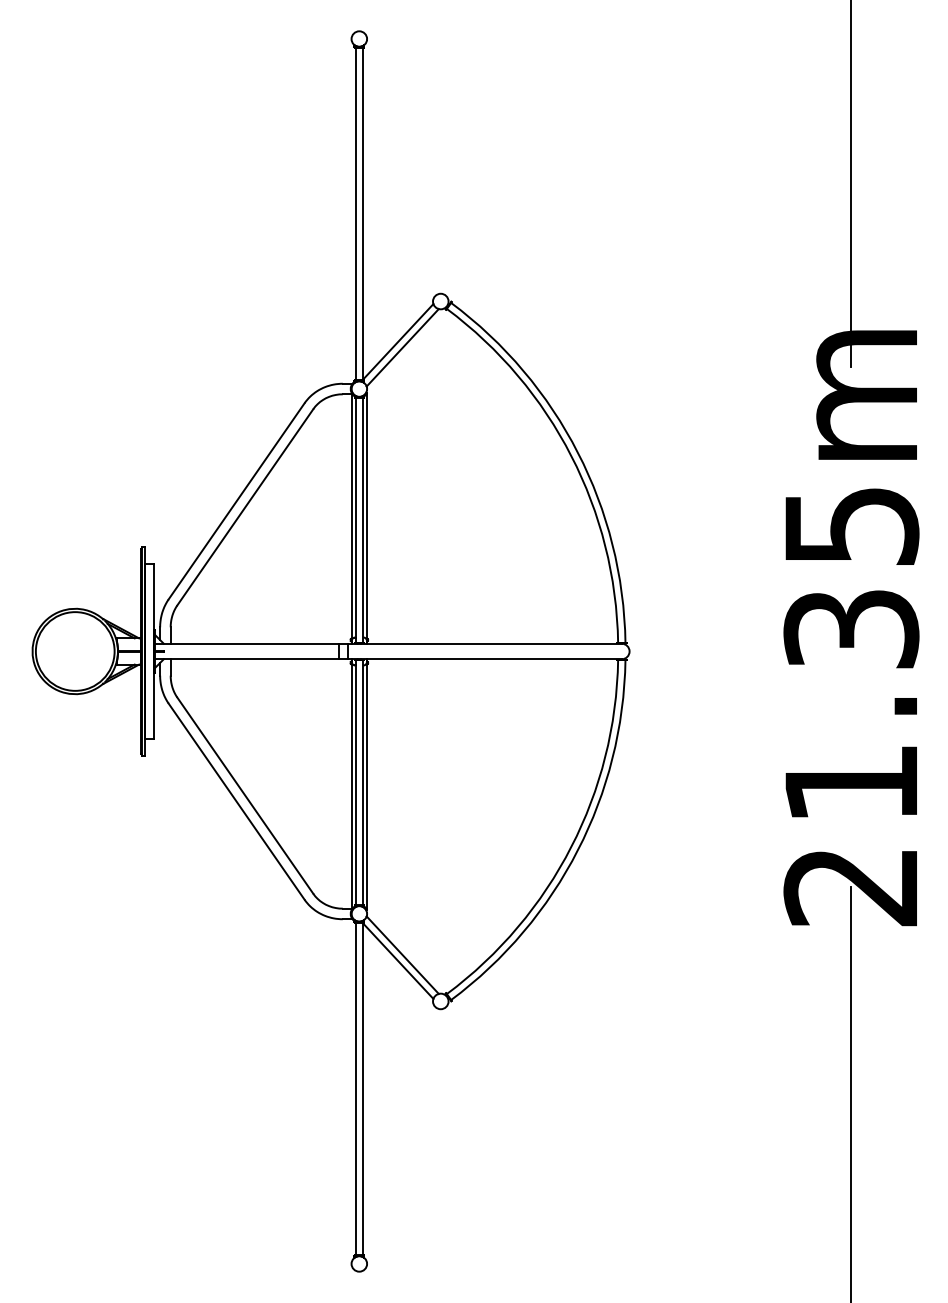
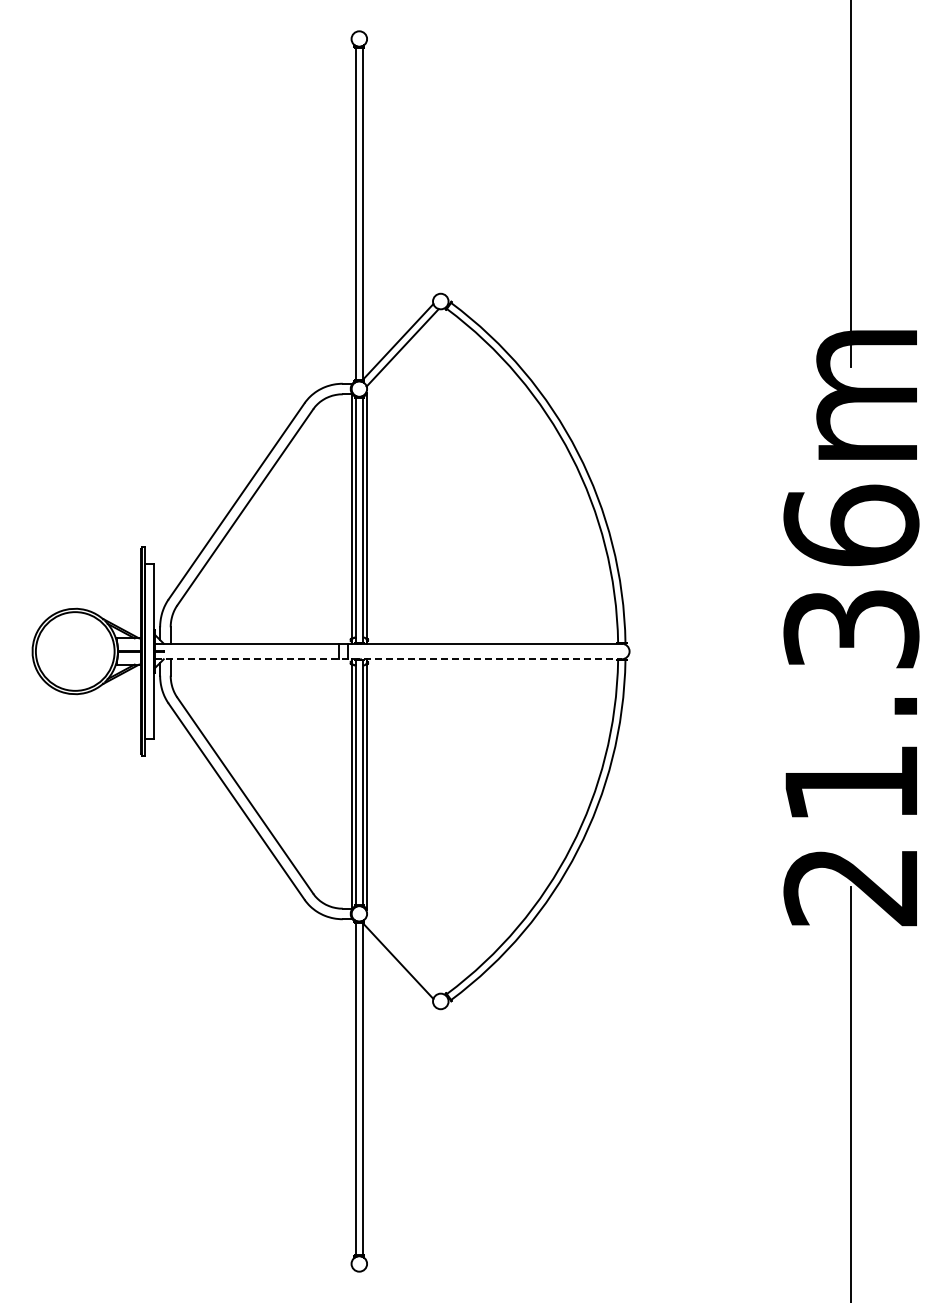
text: 21.35m -> 21.36m (851, 525)
line: solid -> dashed (388, 659)
line: present -> none (402, 954)
